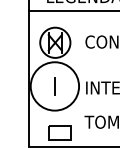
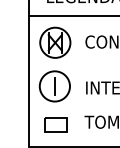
line position: (72, 11) -> (72, 16) (72, 16)
circle diameter: 48 px -> 30 px (54, 86)
part position: (59, 132) -> (55, 124) (55, 124)
